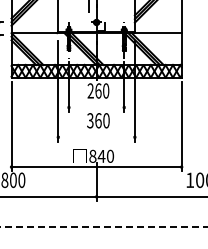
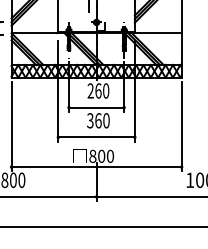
line: none -> present (96, 107)
line: none -> present (96, 137)
text: 840 -> 800 (101, 155)
line: dashed -> solid (103, 226)
